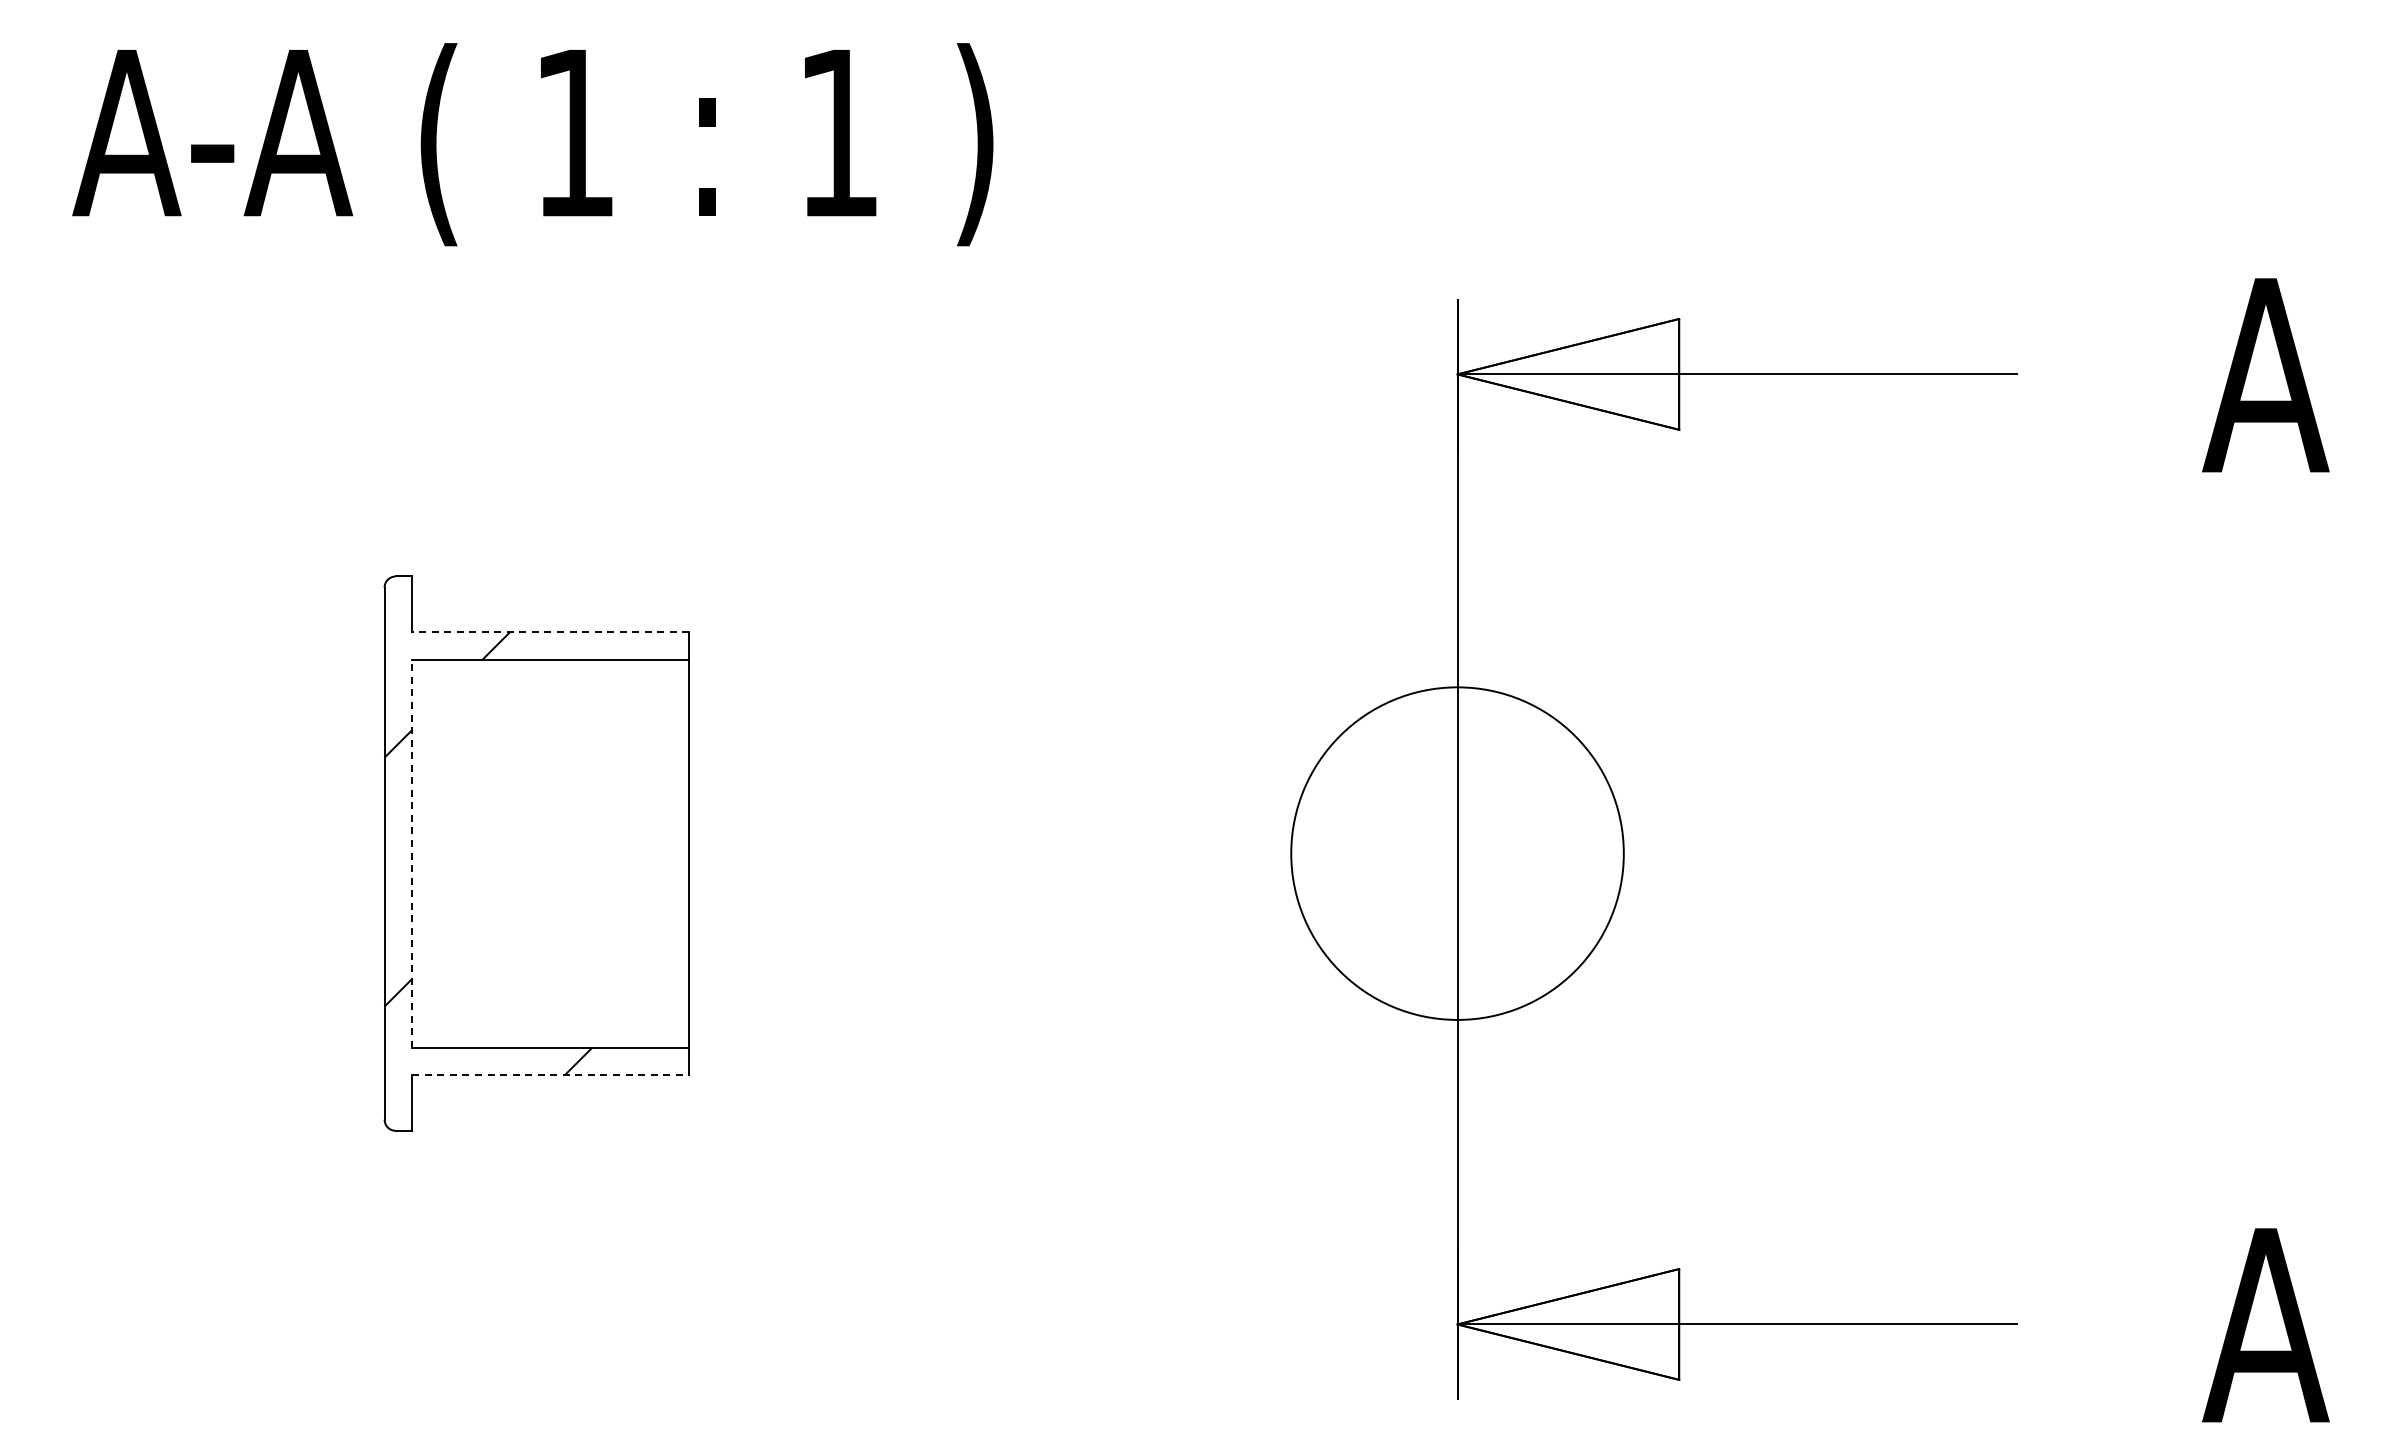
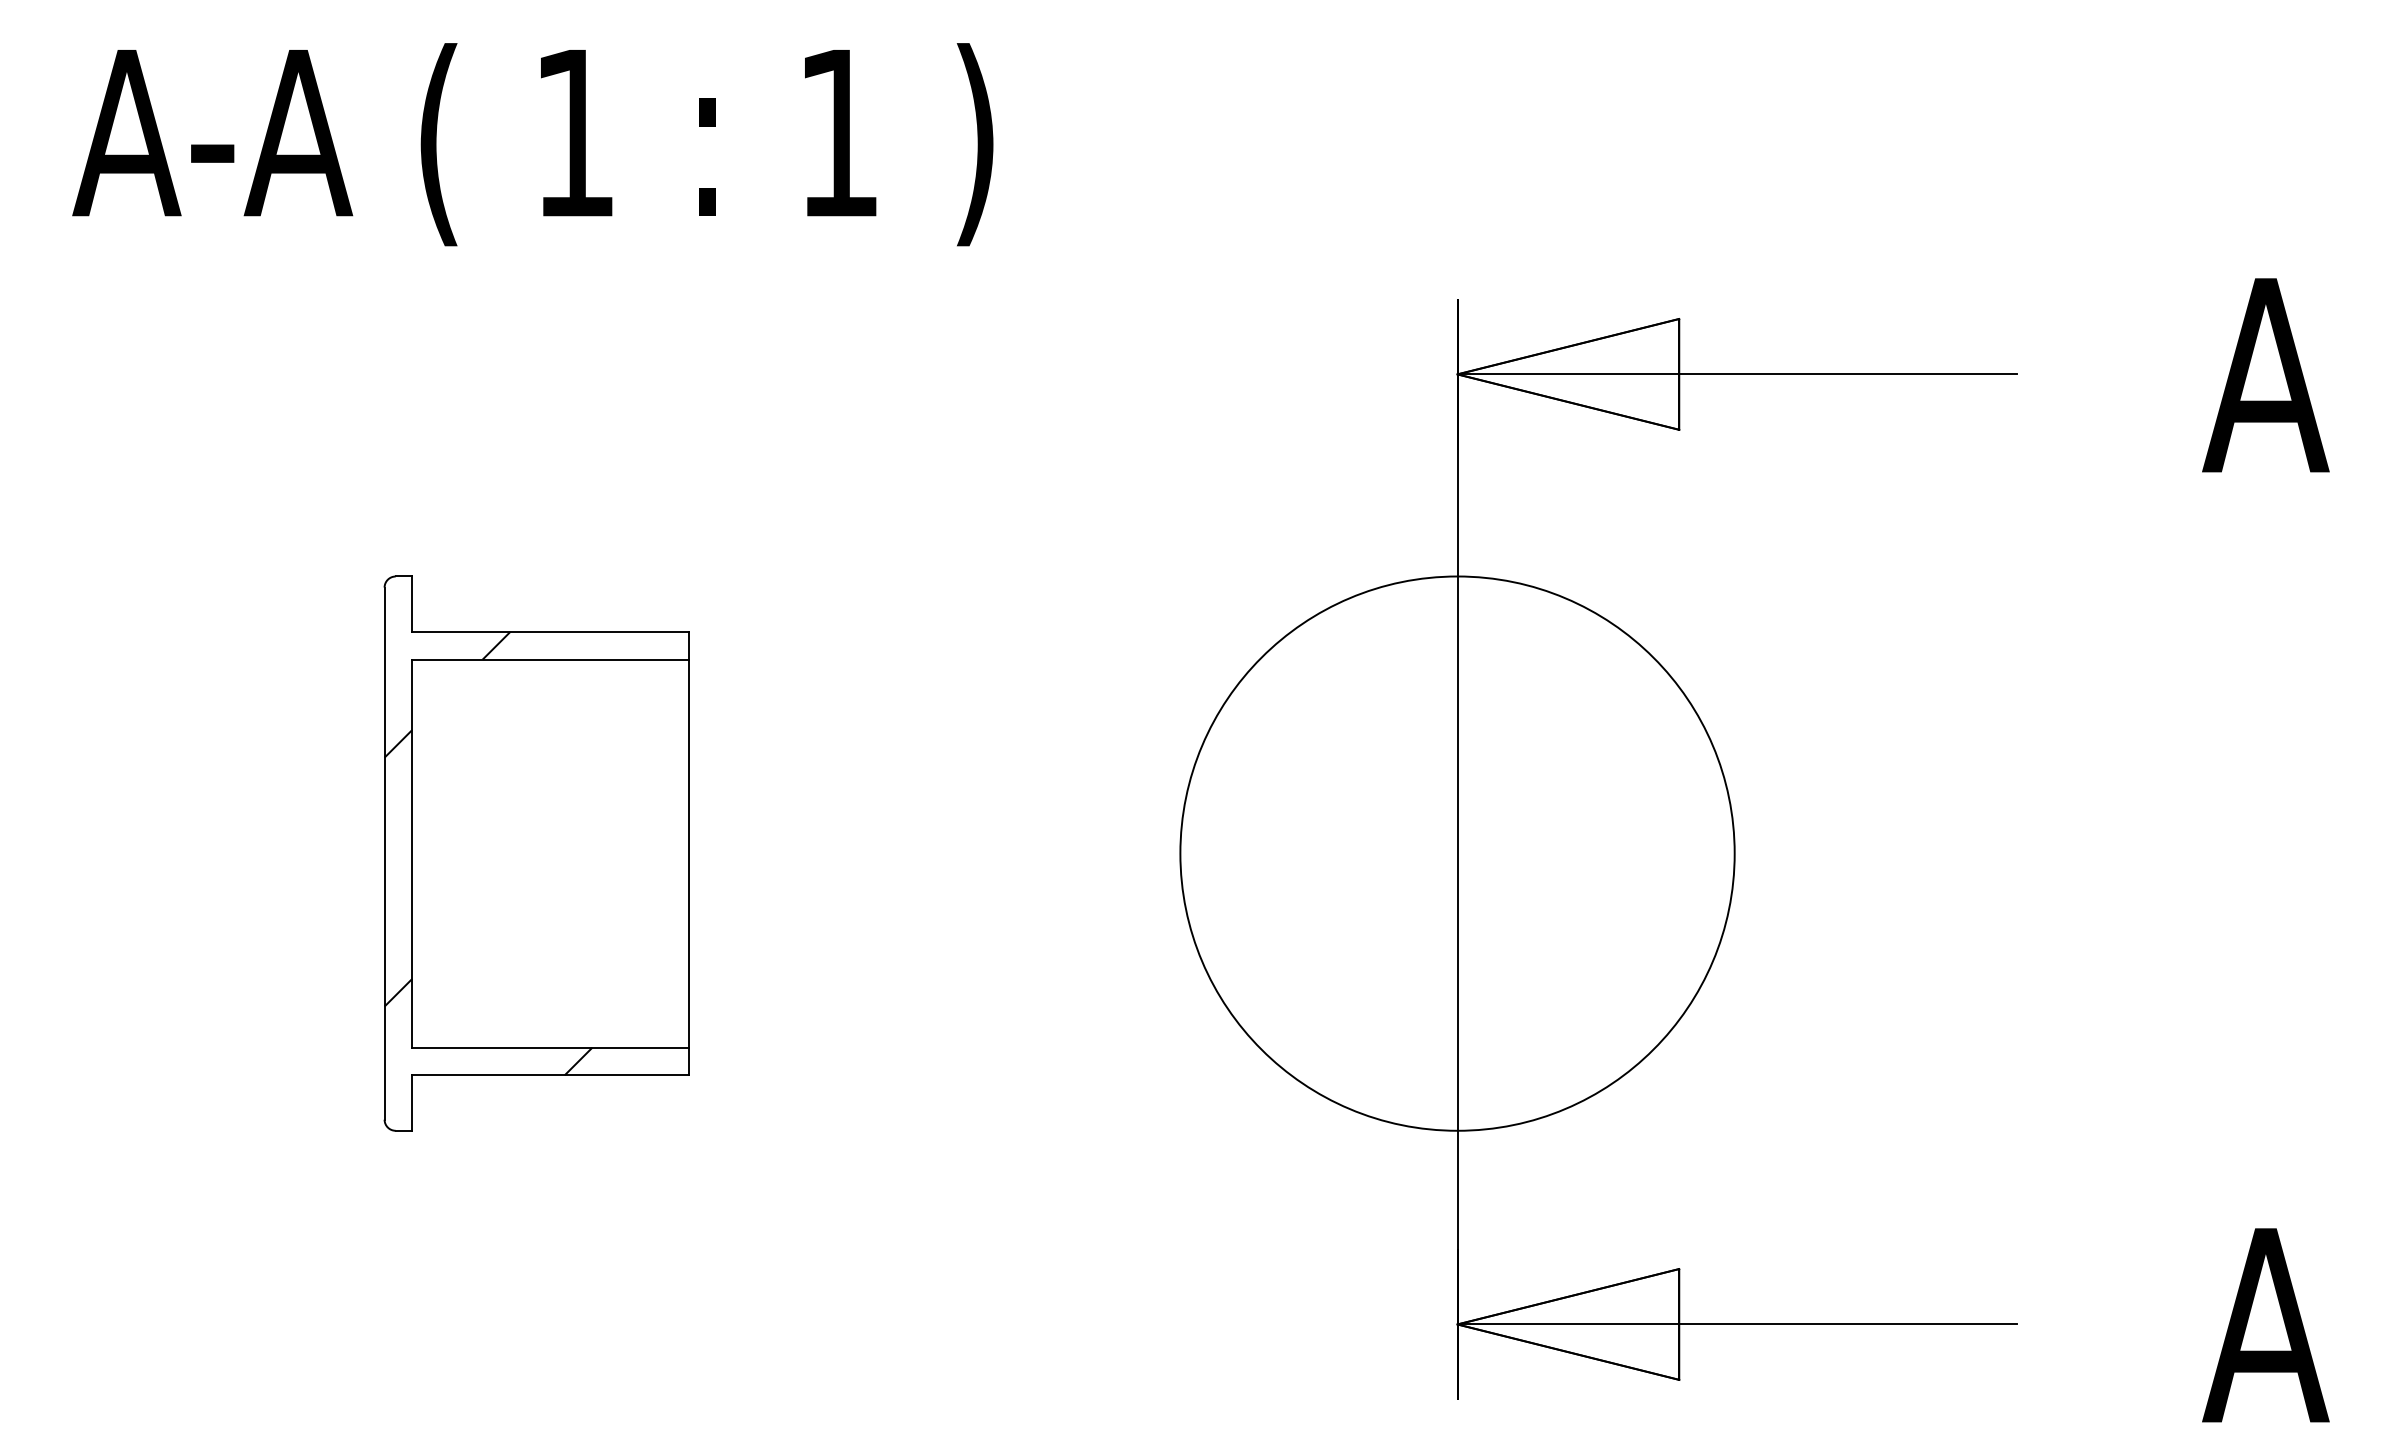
line: dashed -> solid (550, 631)
line: dashed -> solid (412, 853)
circle diameter: 333 px -> 554 px (1457, 853)
line: dashed -> solid (550, 1075)
